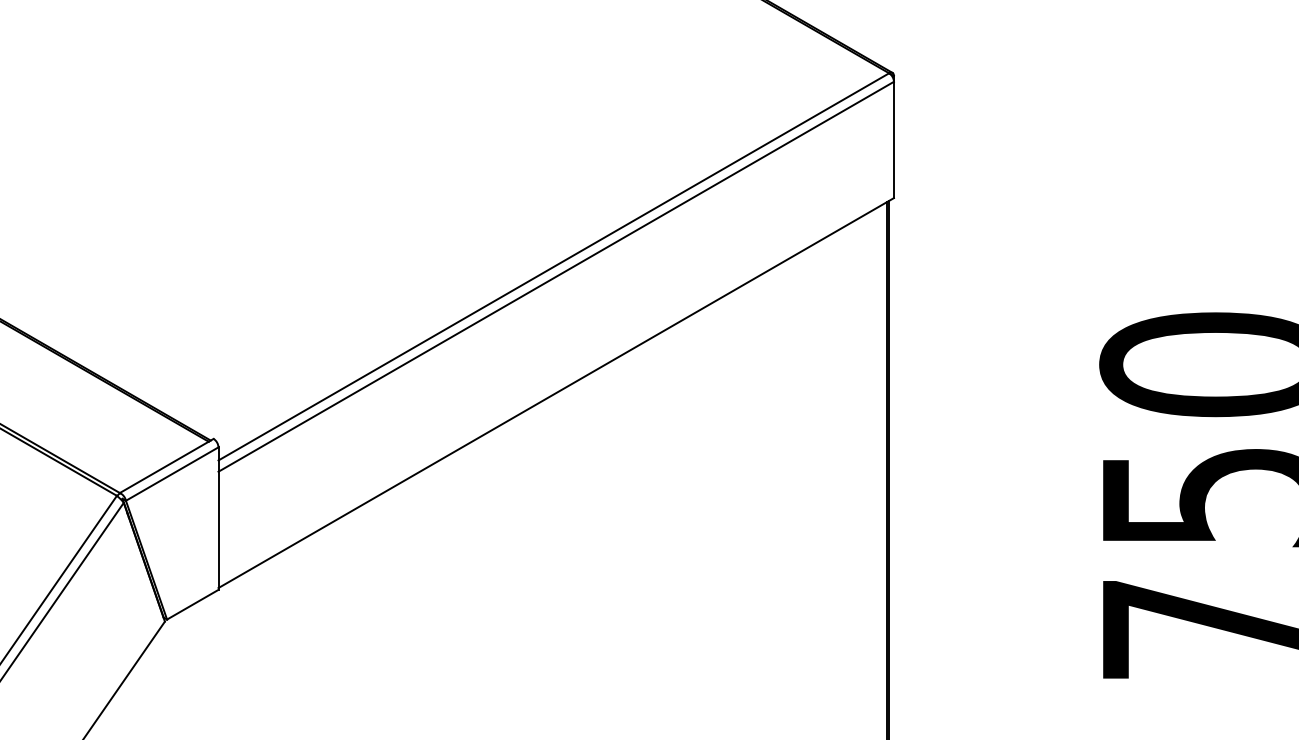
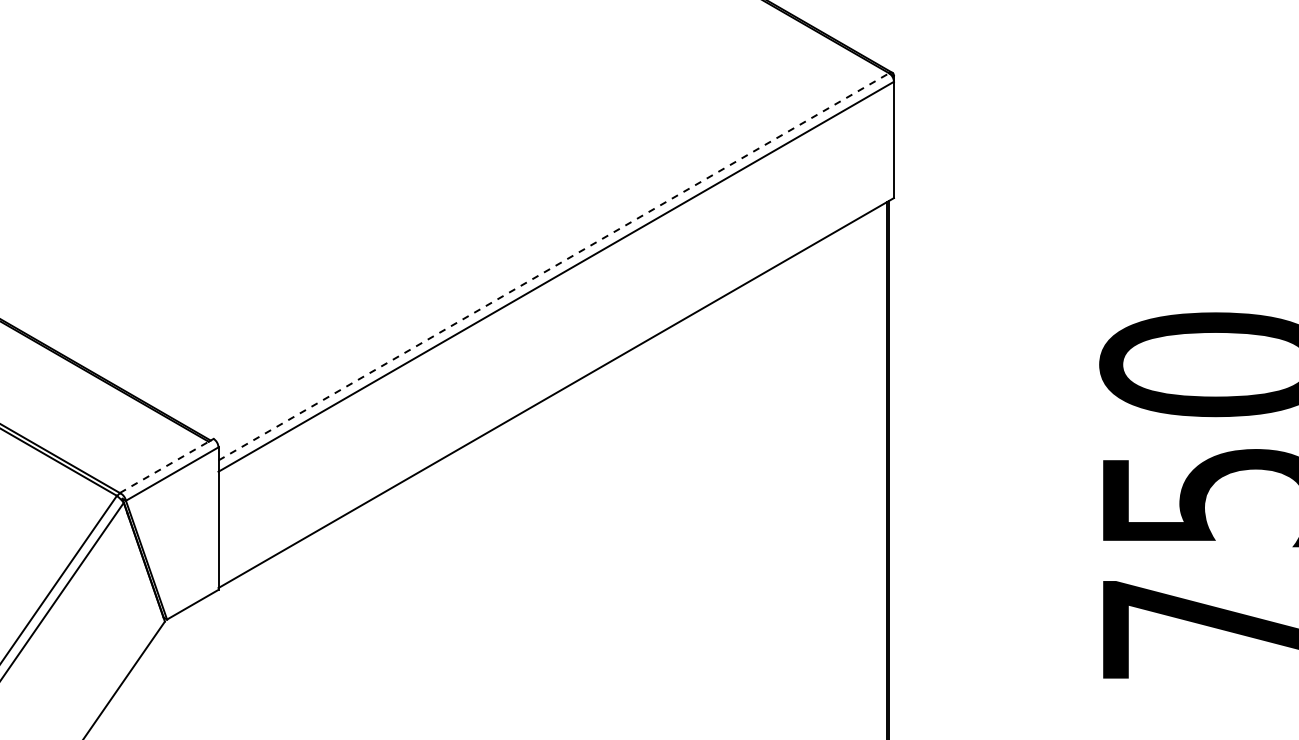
line: solid -> dashed (554, 266)
line: solid -> dashed (164, 467)
